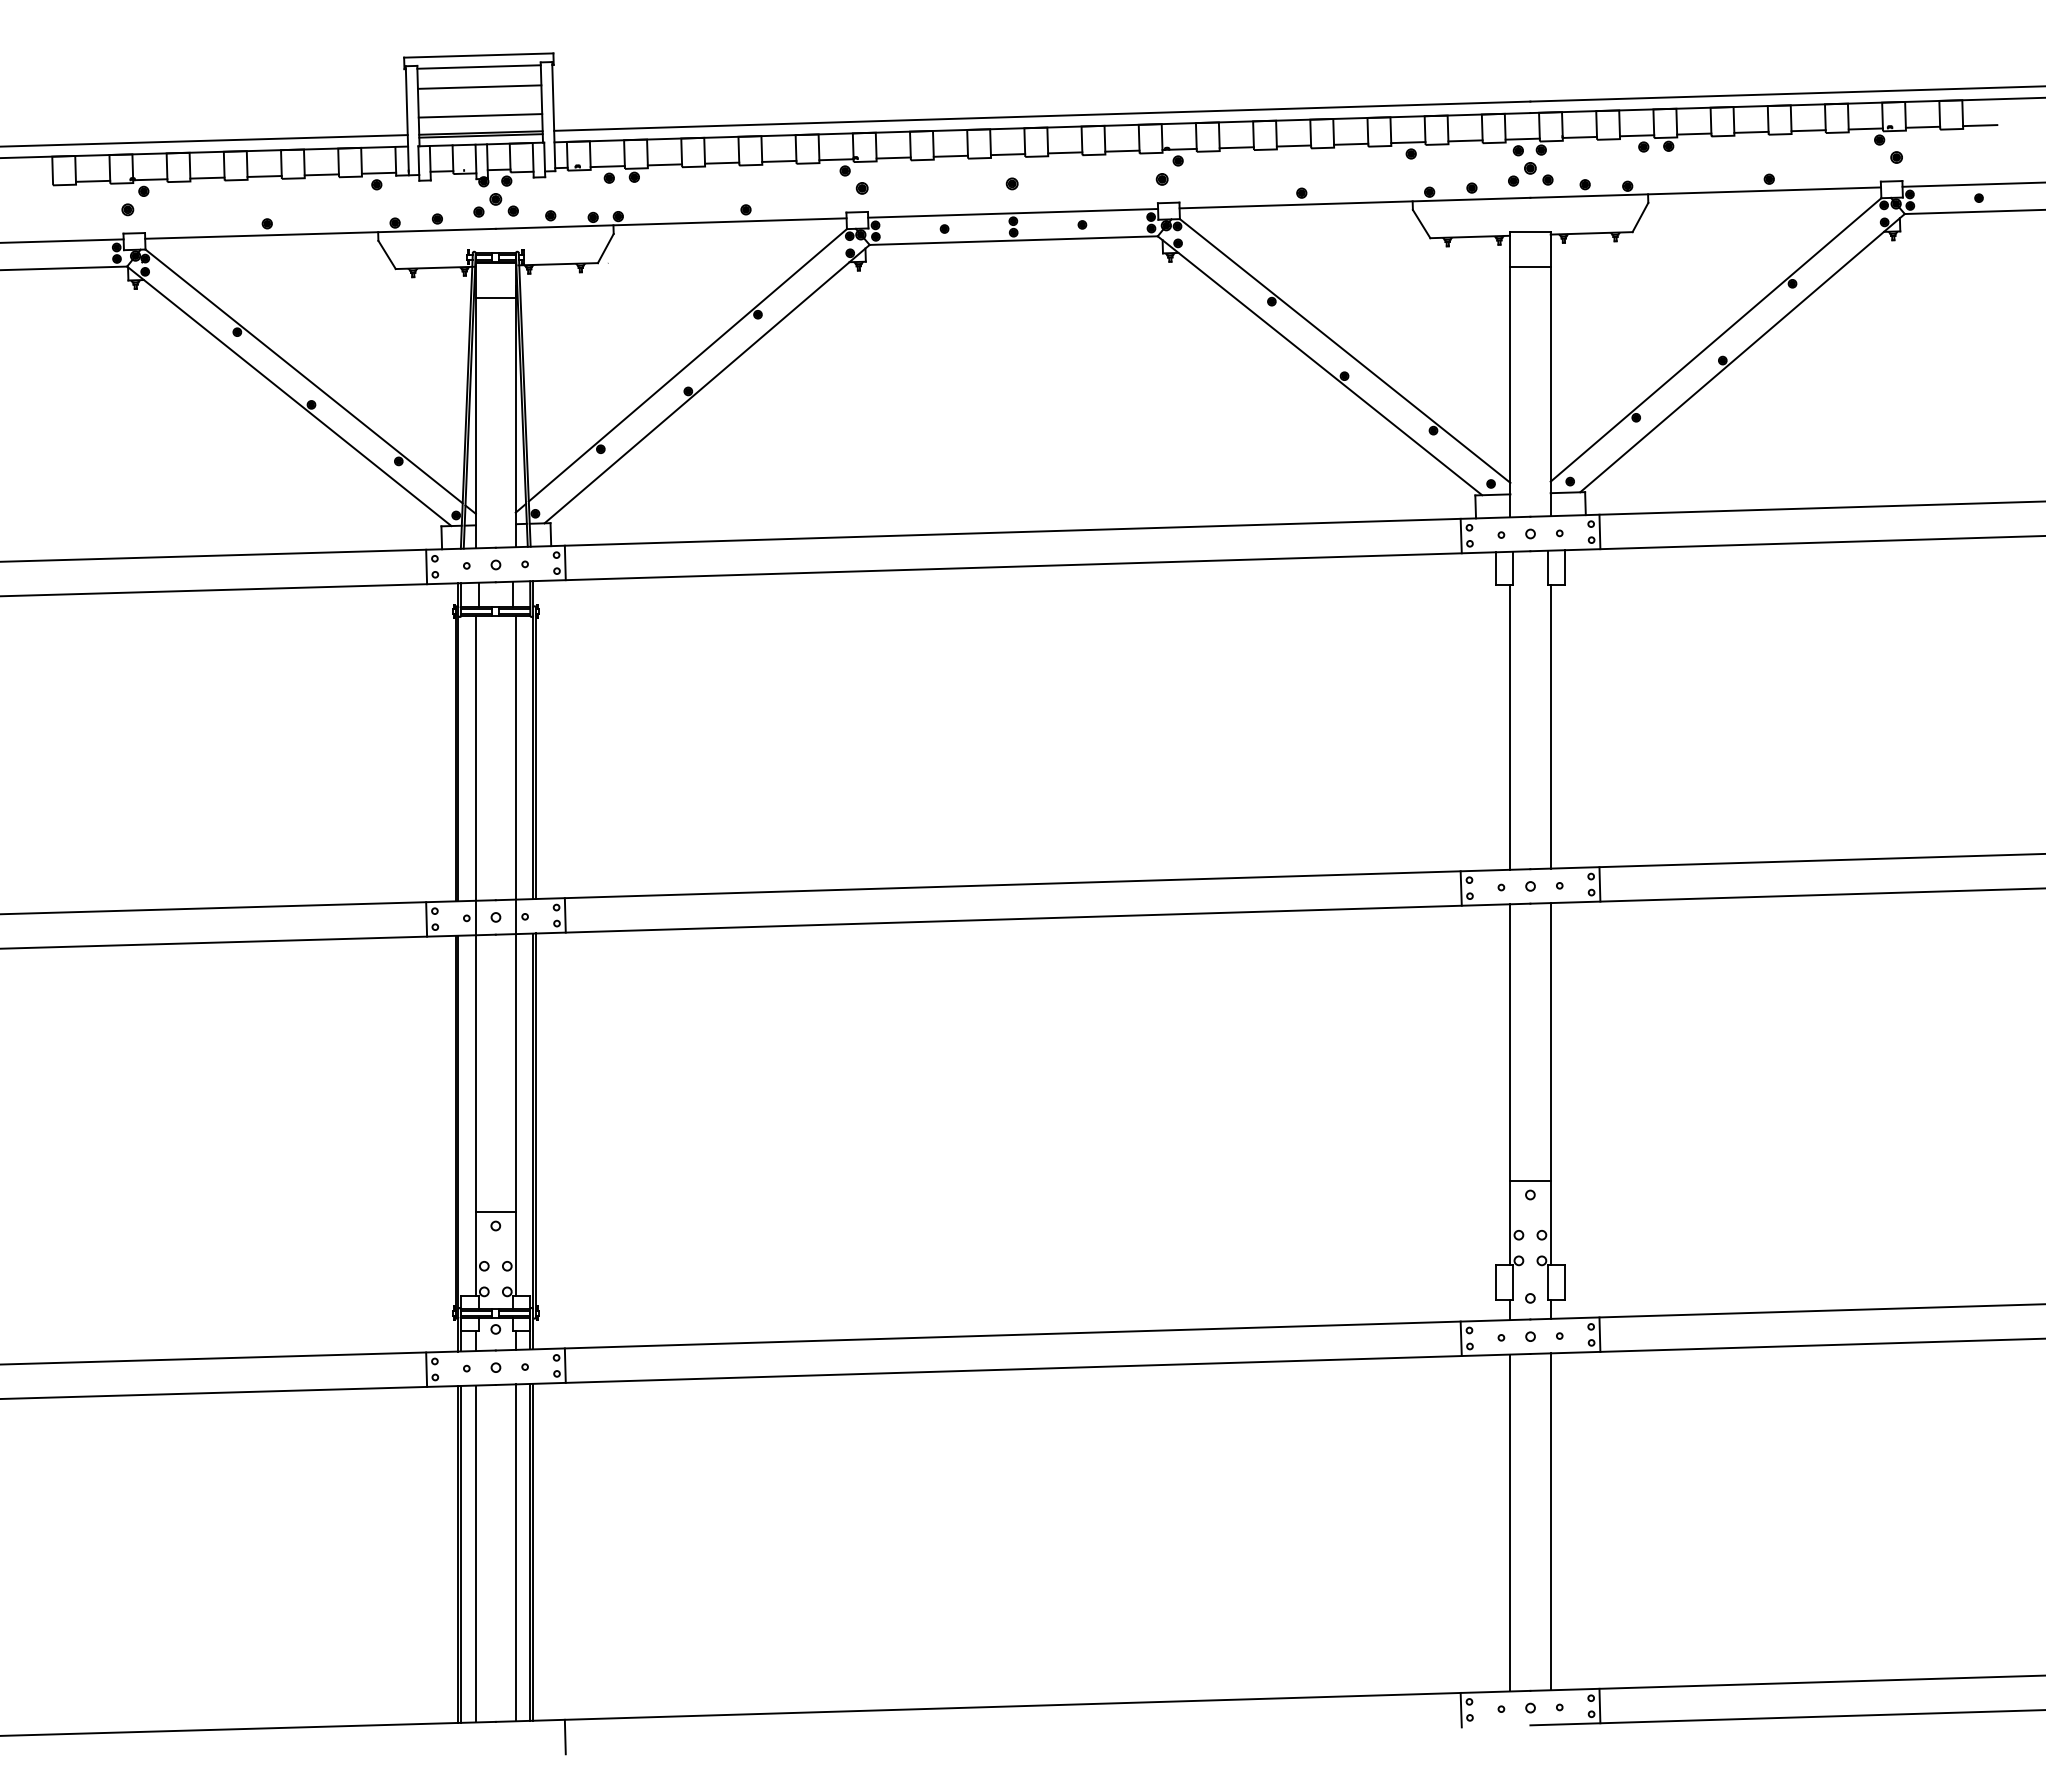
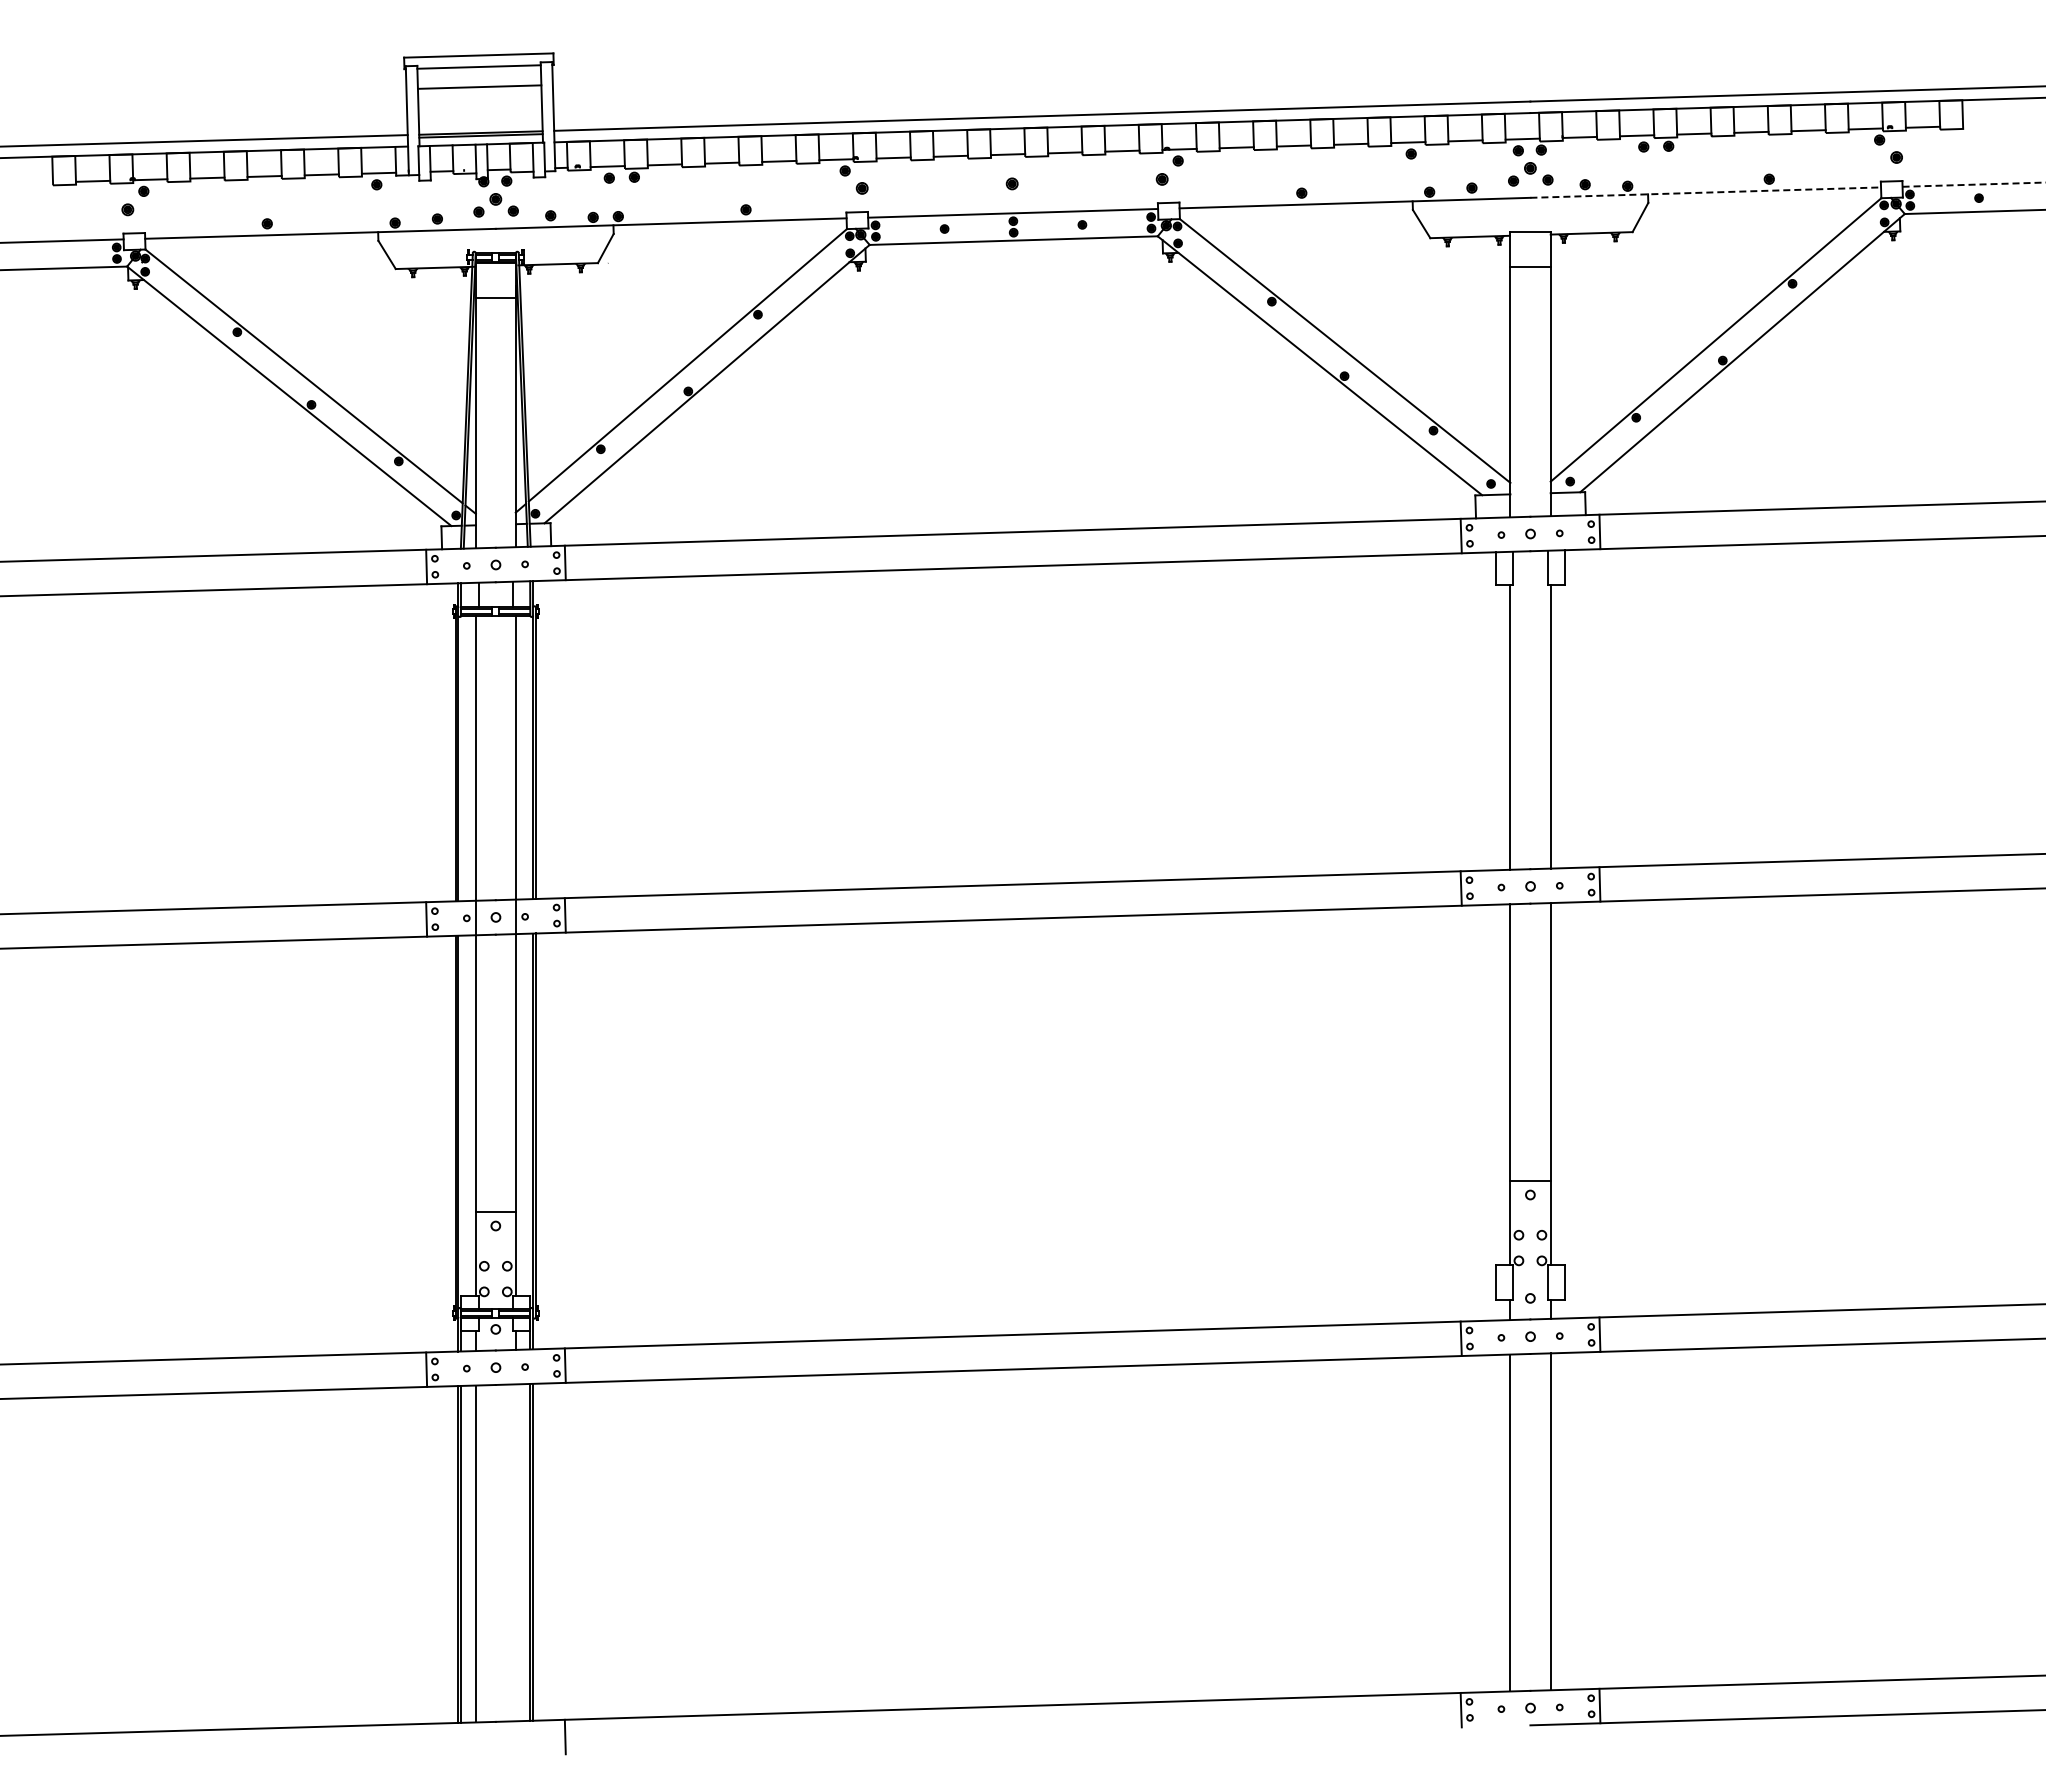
line: present -> none (480, 115)
line: present -> none (1980, 125)
line: solid -> dashed (1974, 184)
line: solid -> dashed (1706, 192)
line: present -> none (515, 1552)
